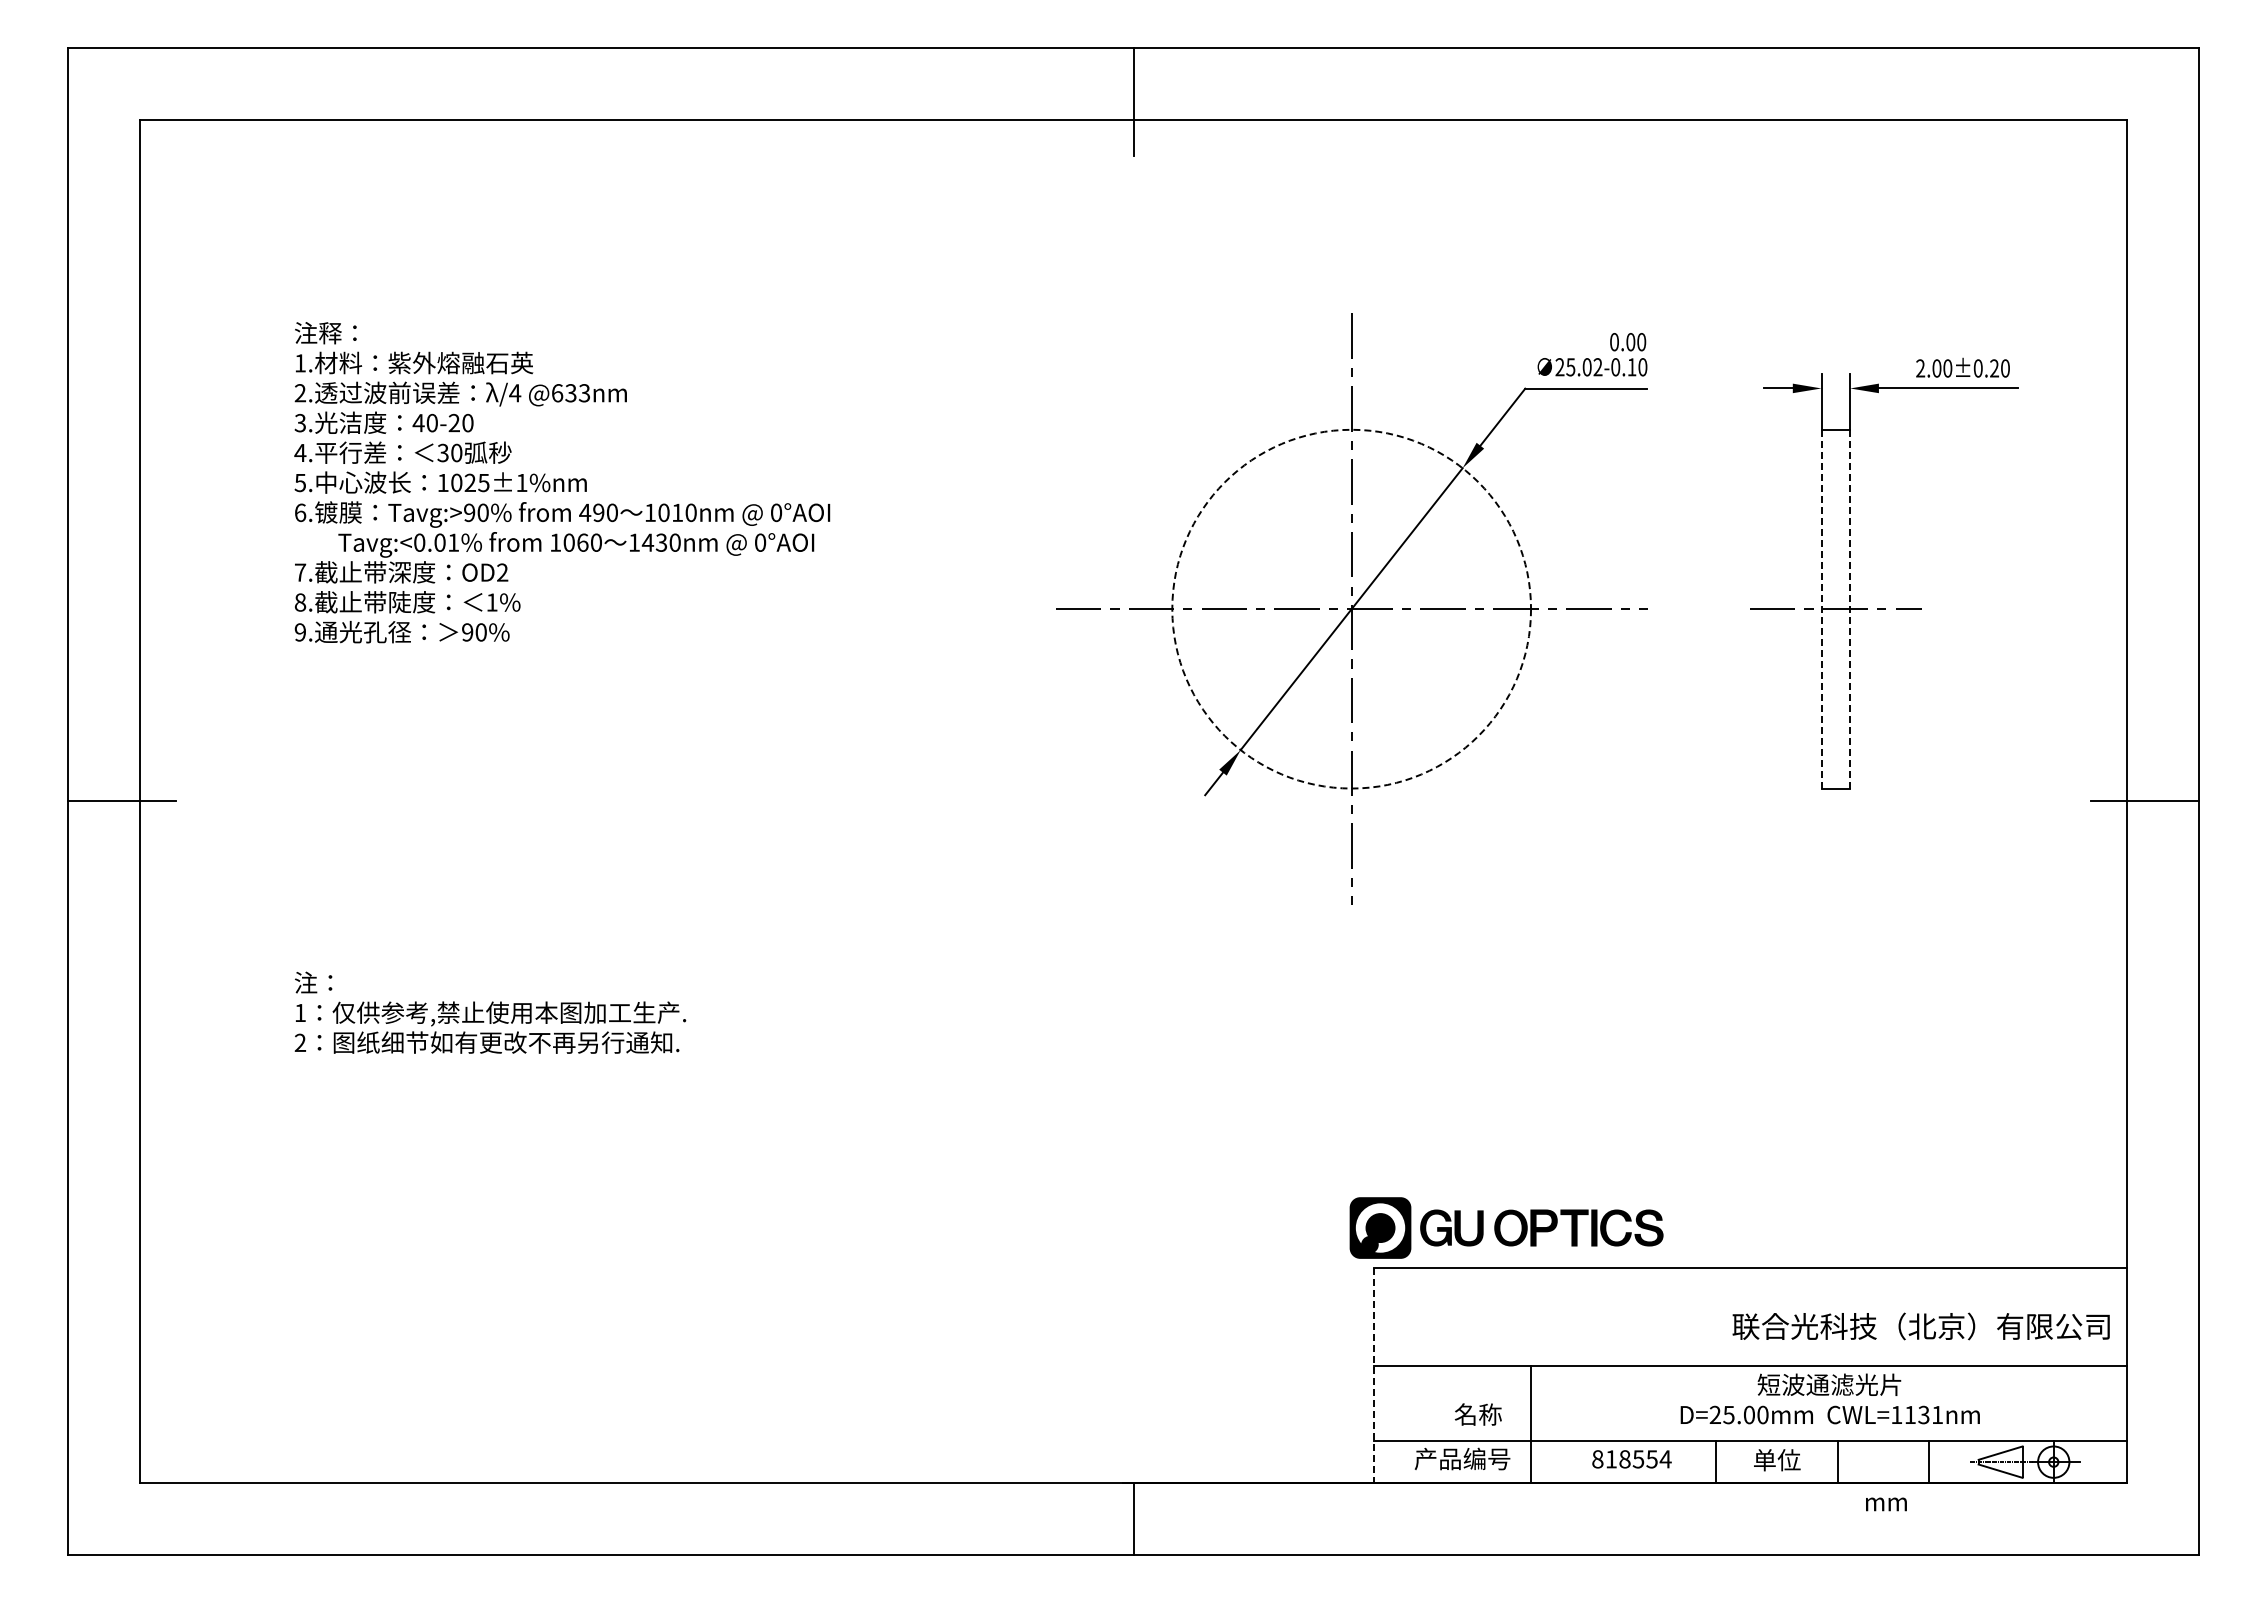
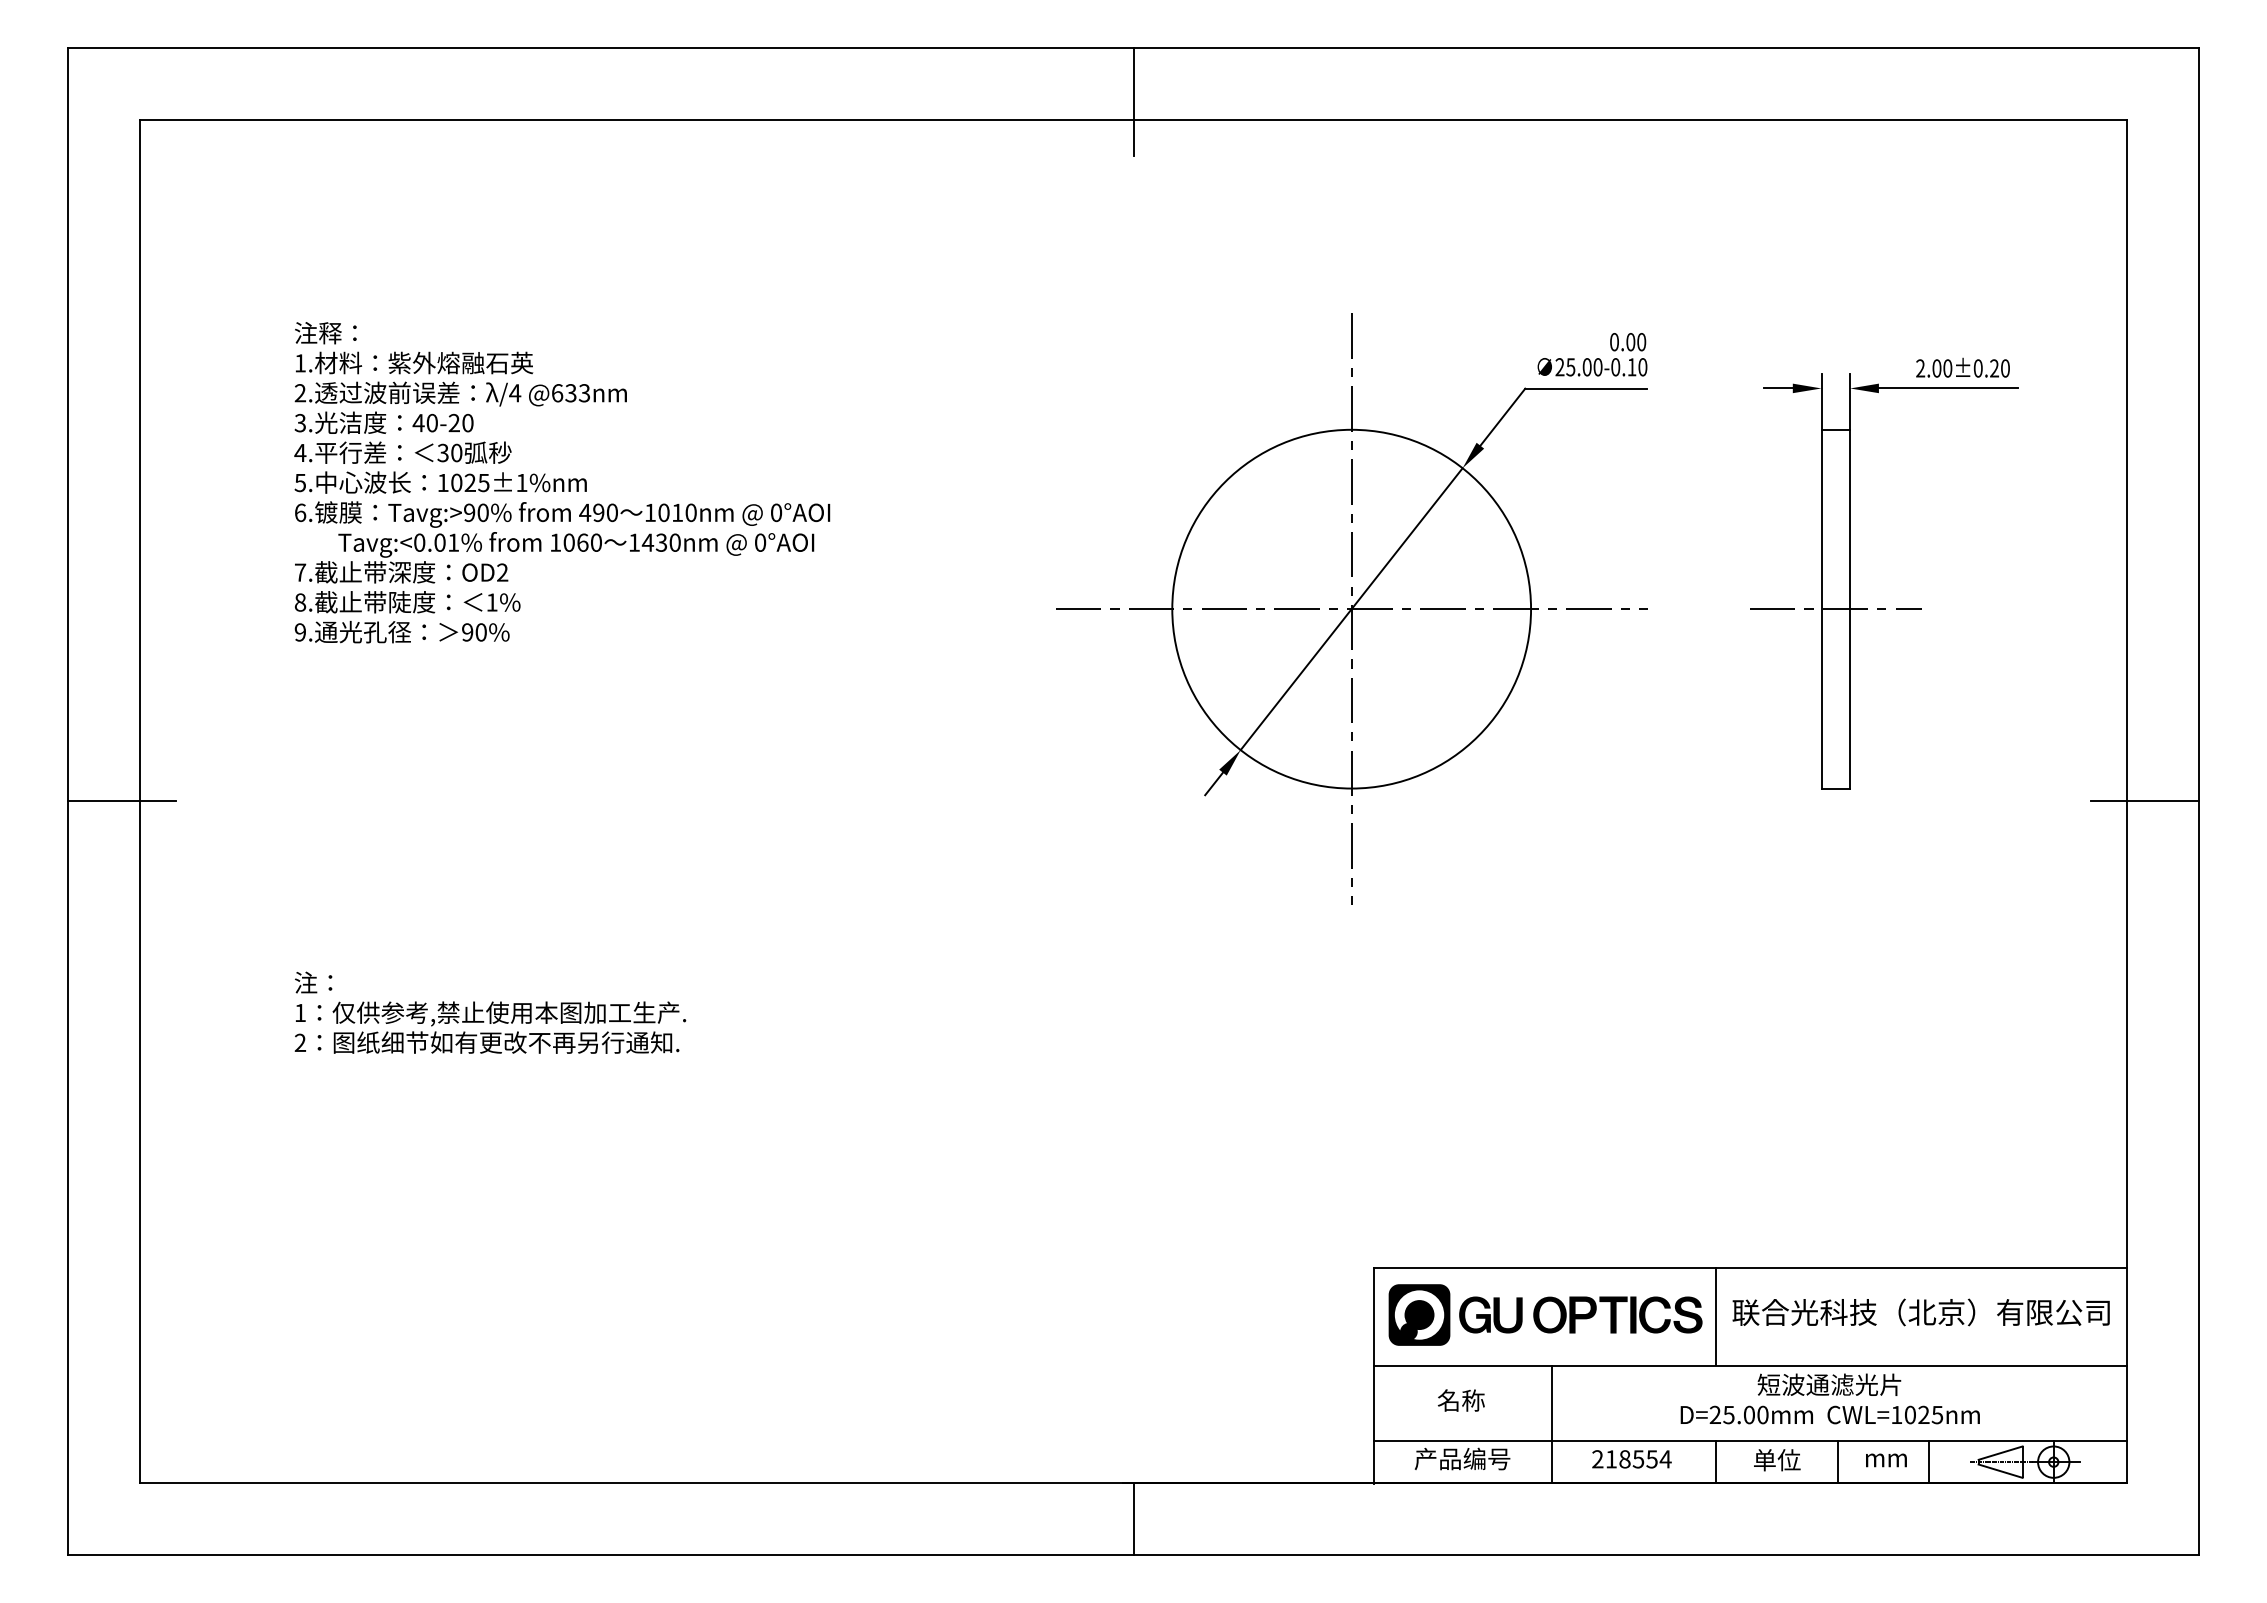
text: 25.02 -> 25.00 (1597, 367)
circle: dashed -> solid (1351, 608)
line: dashed -> solid (1821, 609)
line: dashed -> solid (1850, 609)
part position: (1506, 1227) -> (1545, 1314) (1545, 1314)
line: none -> present (1715, 1316)
text position: (1920, 1326) -> (1920, 1312) (1920, 1312)
line: dashed -> solid (1373, 1375)
text position: (1477, 1414) -> (1460, 1400) (1460, 1400)
text: CWL=1131nm -> CWL=1025nm (1924, 1414)
line position: (1530, 1424) -> (1551, 1424) (1551, 1424)
text: 818554 -> 218554 (1597, 1459)
text position: (1886, 1504) -> (1886, 1460) (1886, 1460)
